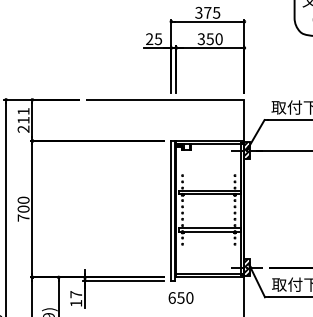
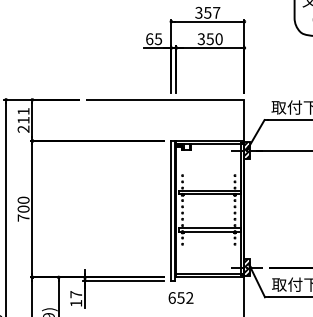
text: 375 -> 357 (212, 12)
text: 25 -> 65 (149, 39)
text: 650 -> 652 (189, 297)
